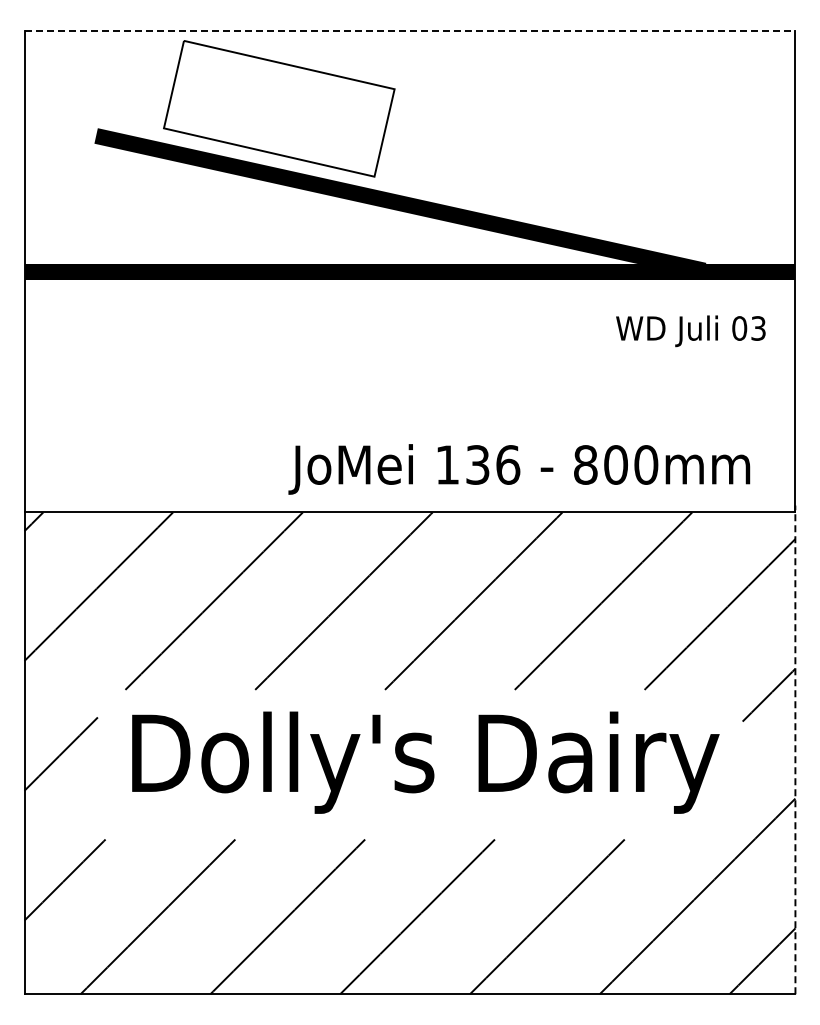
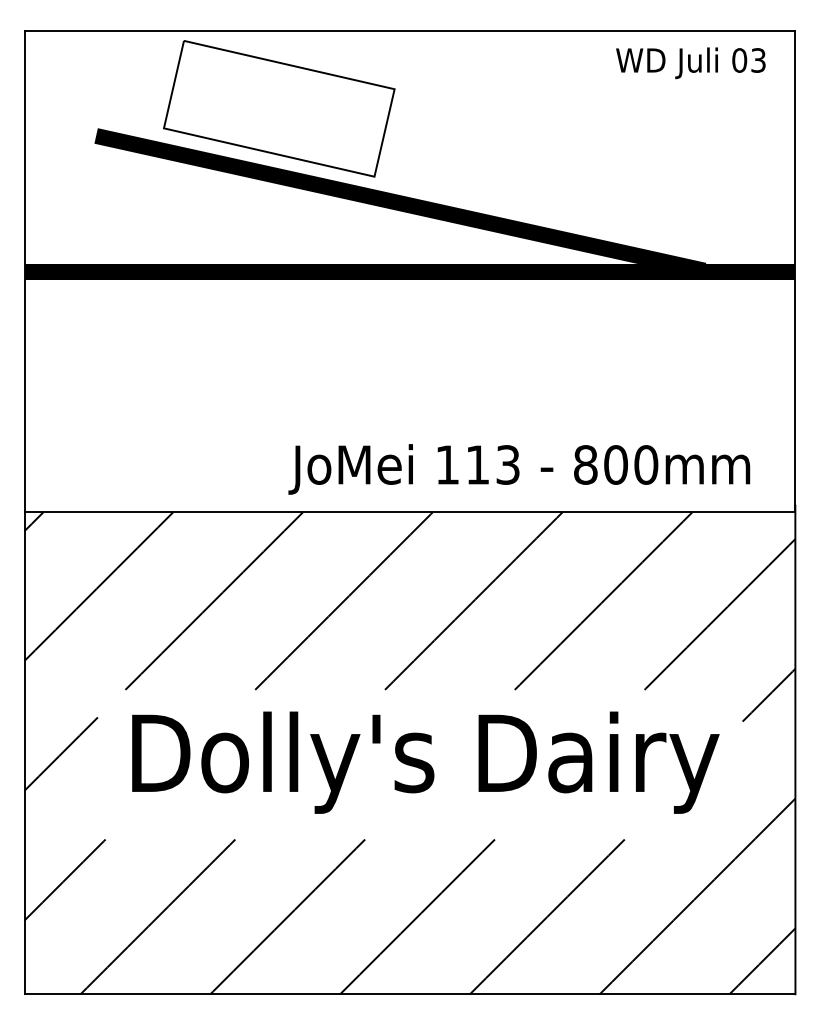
line: dashed -> solid (410, 30)
text position: (690, 331) -> (690, 63) (690, 63)
text: 136 -> 113 (493, 464)
line: dashed -> solid (795, 749)
